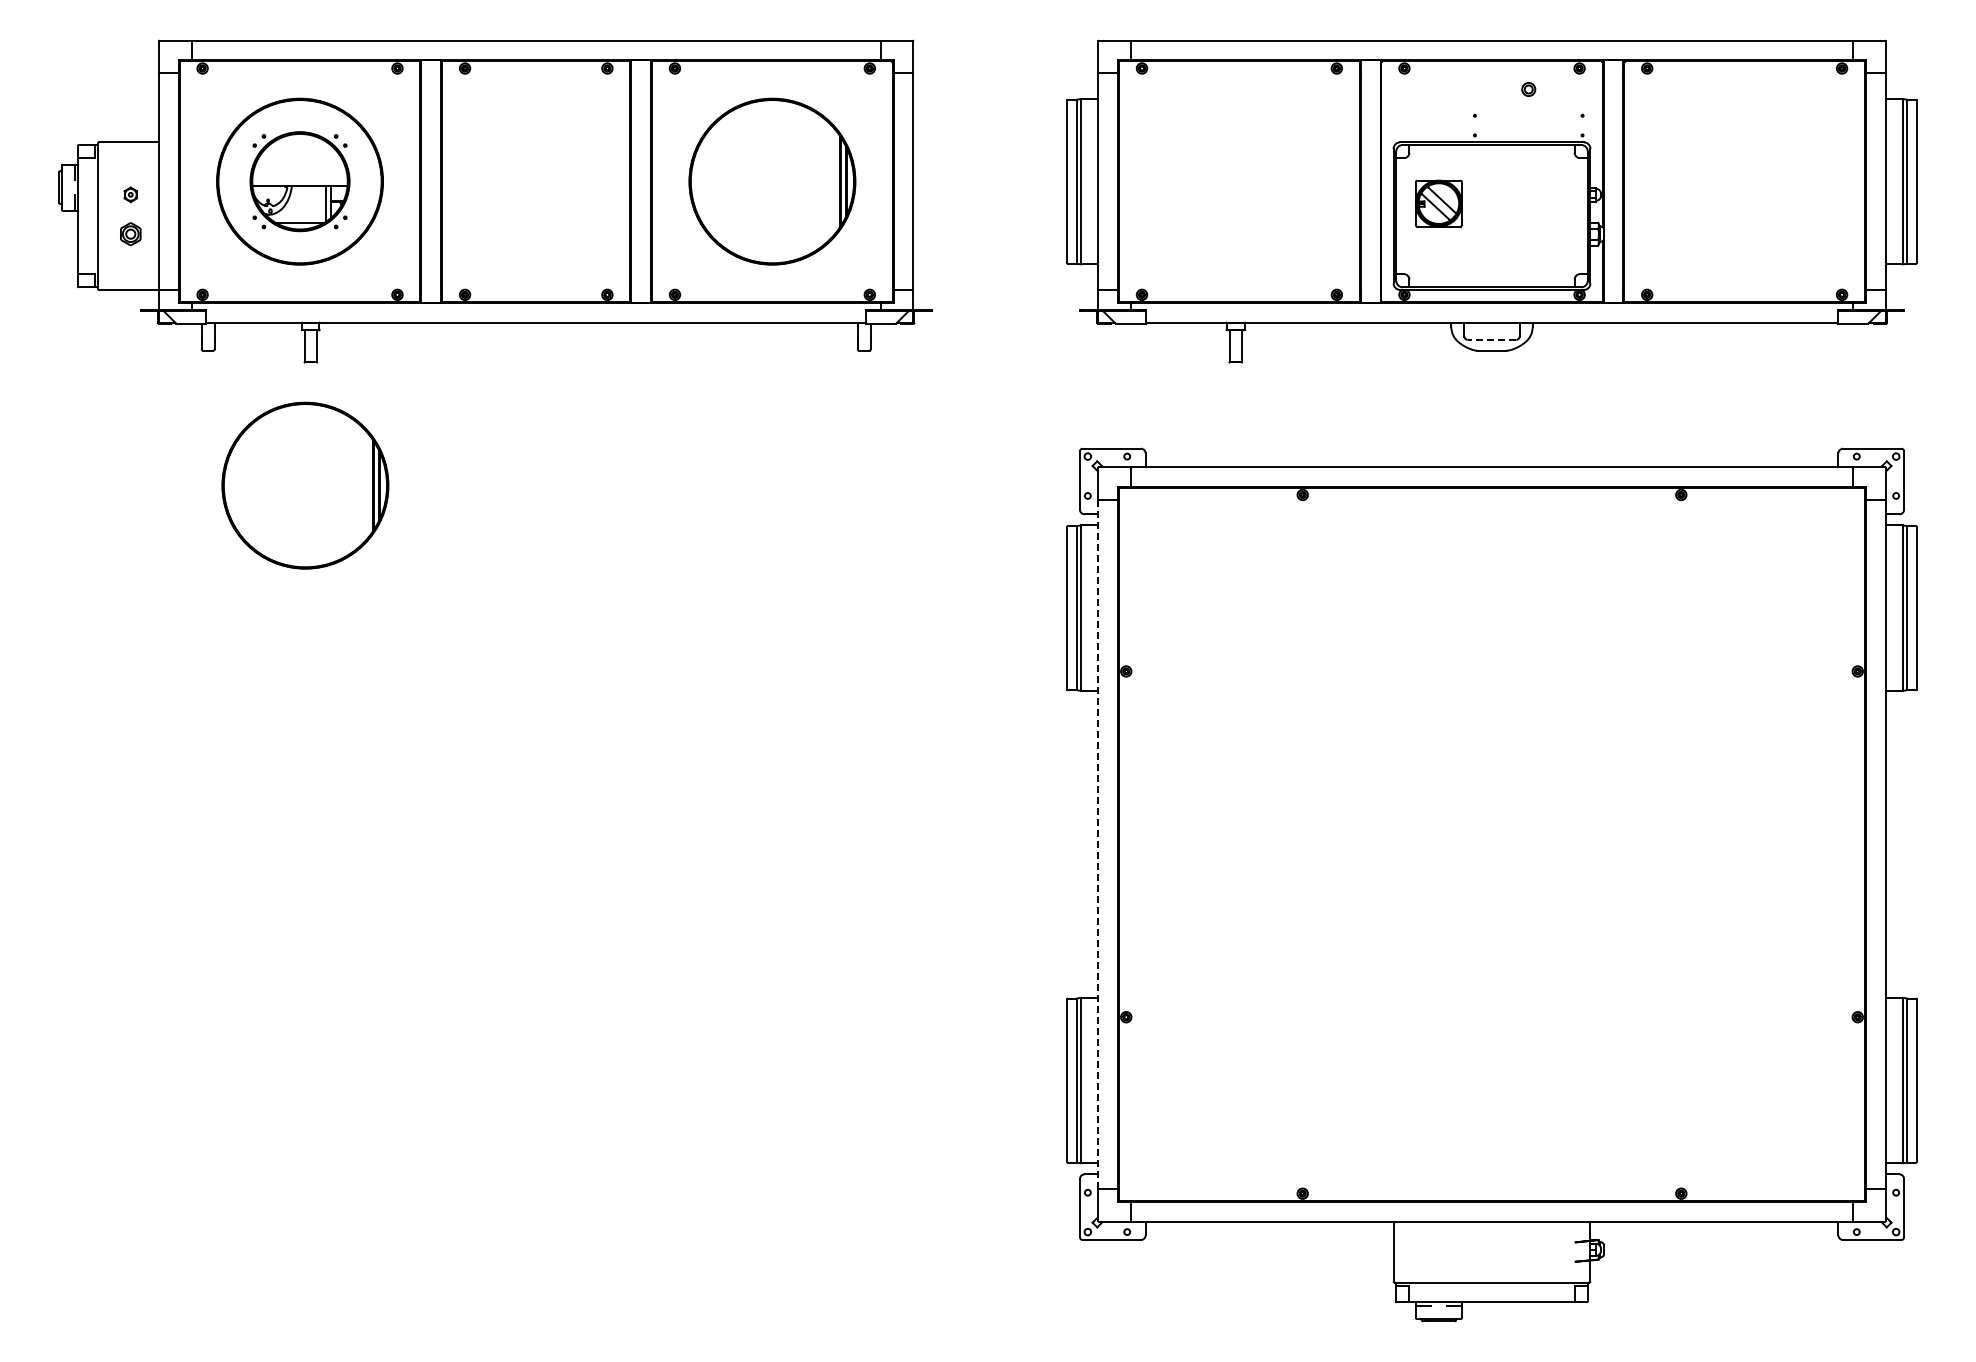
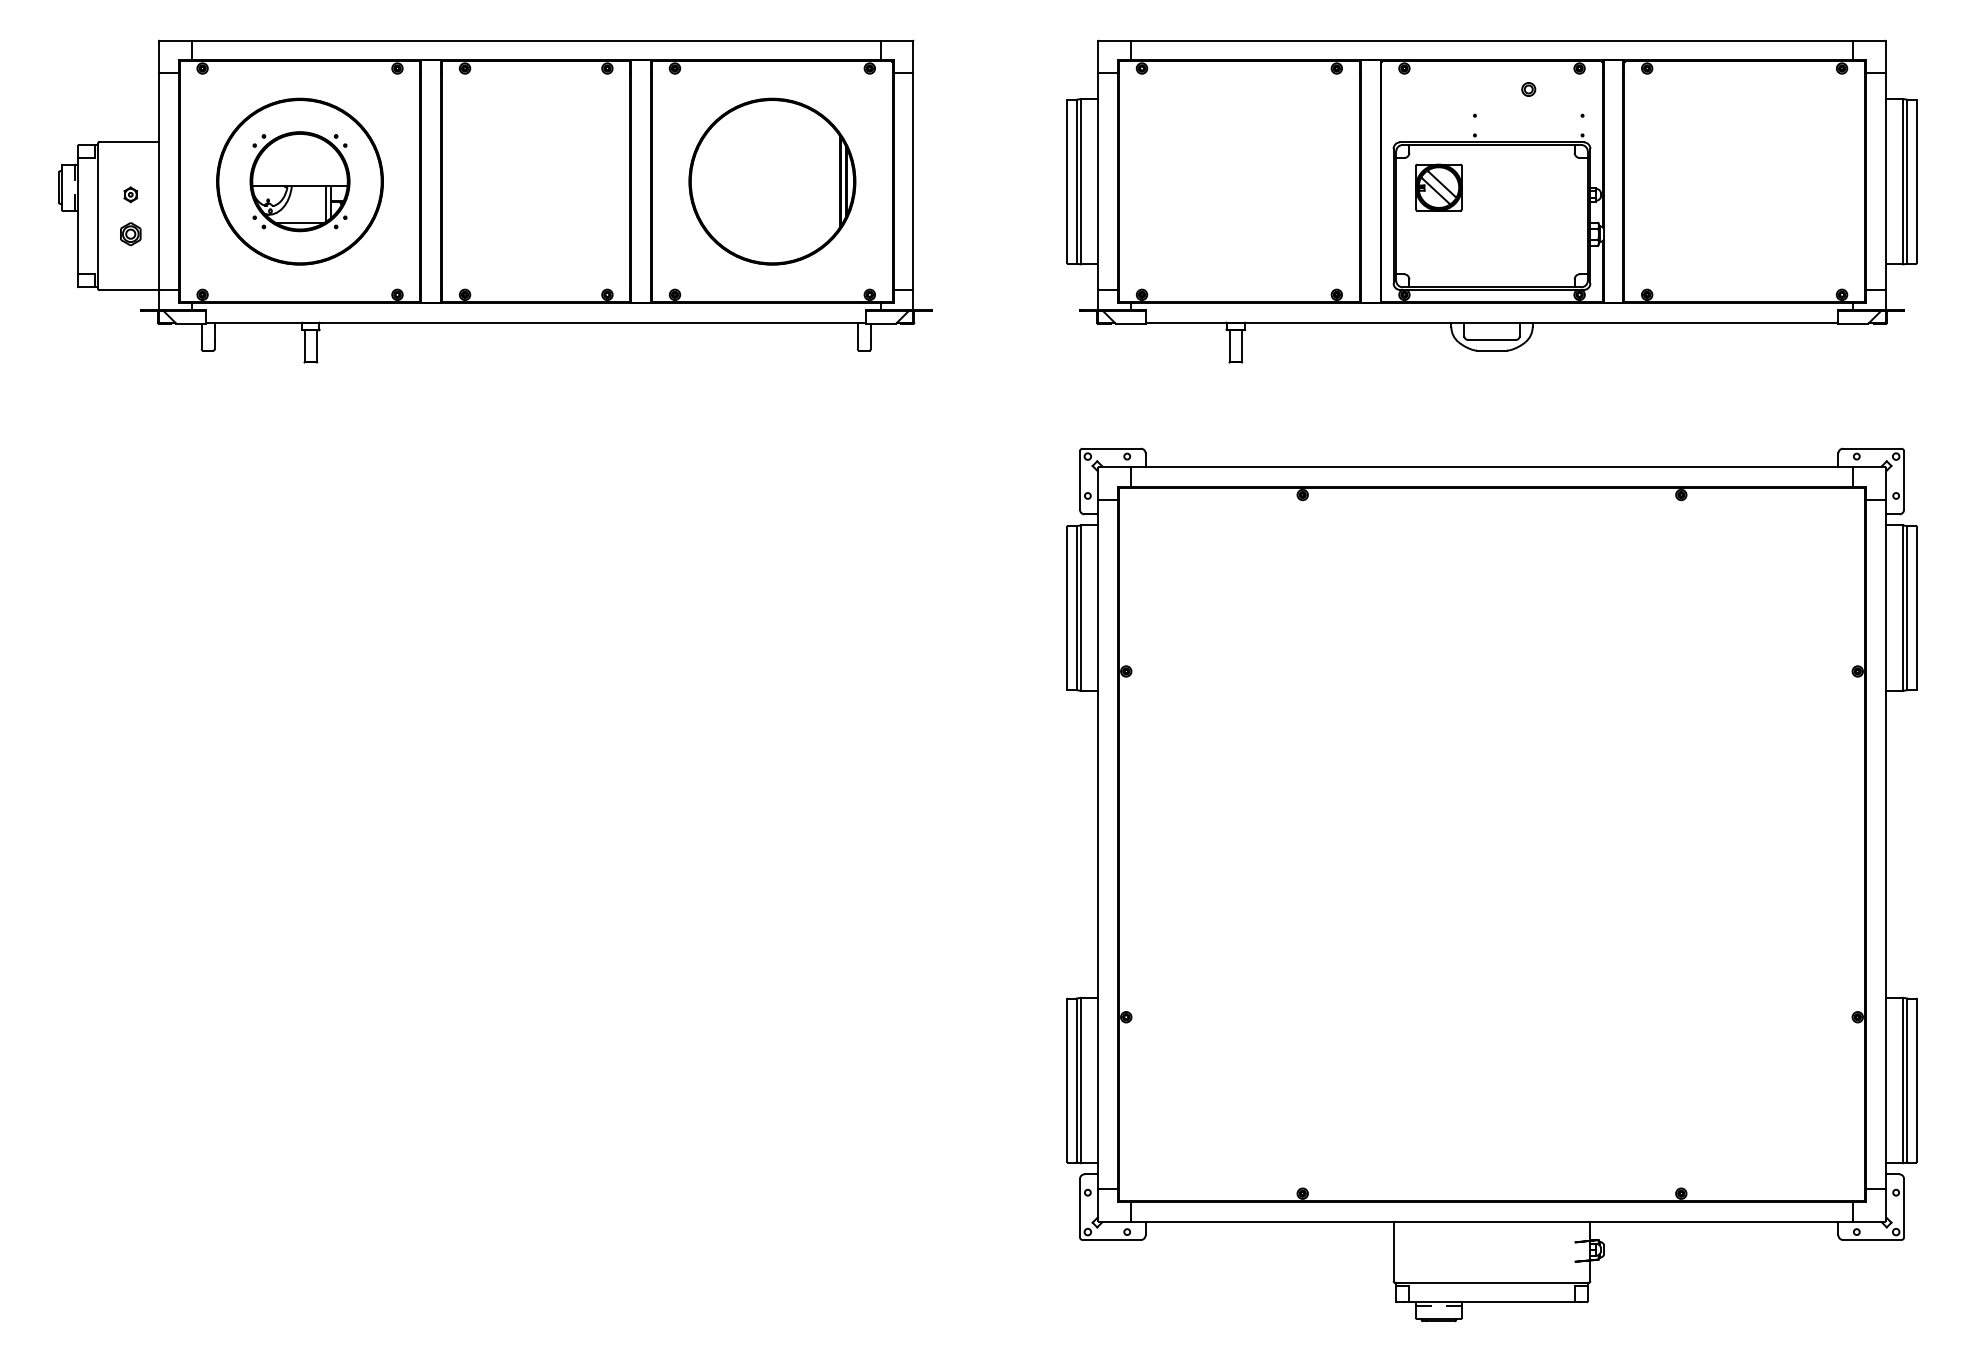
part position: (1438, 203) -> (1438, 187) (1438, 187)
line: dashed -> solid (1491, 339)
part: present -> none (305, 485)
line: dashed -> solid (1098, 843)
